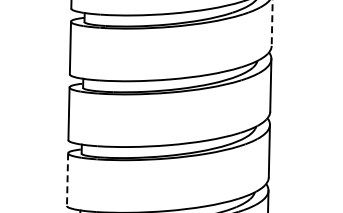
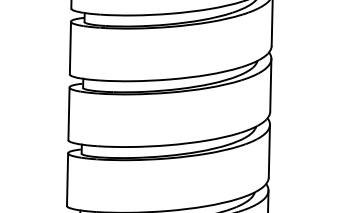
line: dashed -> solid (272, 23)
line: dashed -> solid (67, 180)
